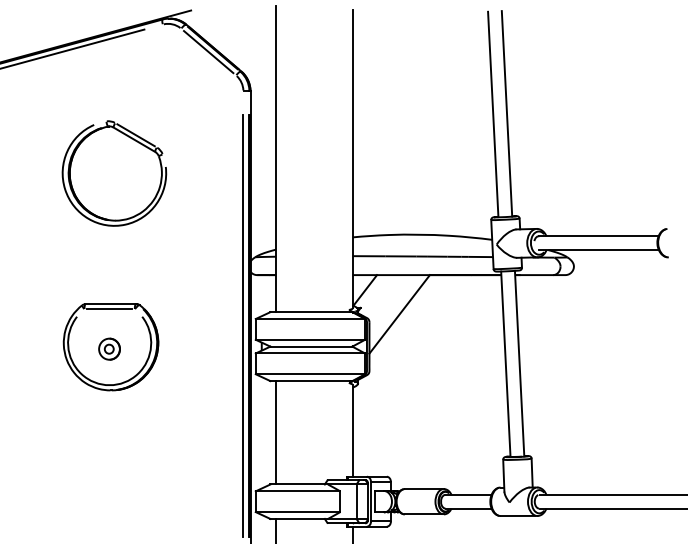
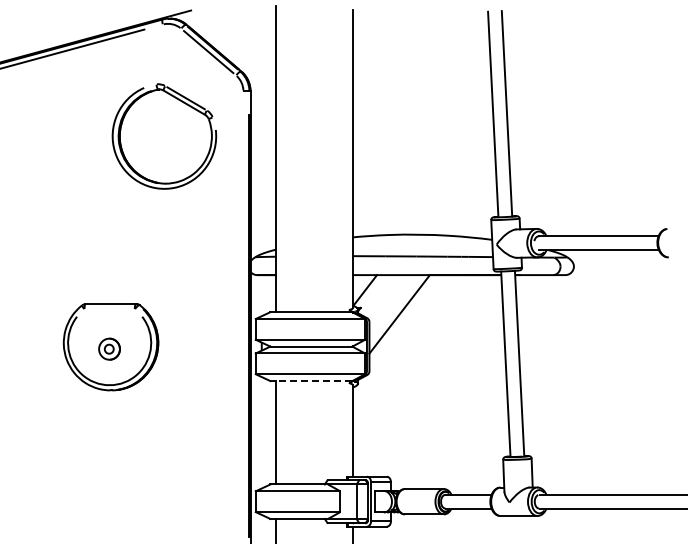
part position: (114, 173) -> (164, 136) (164, 136)
line: present -> none (109, 309)
line: present -> none (243, 325)
line: solid -> dashed (311, 381)
